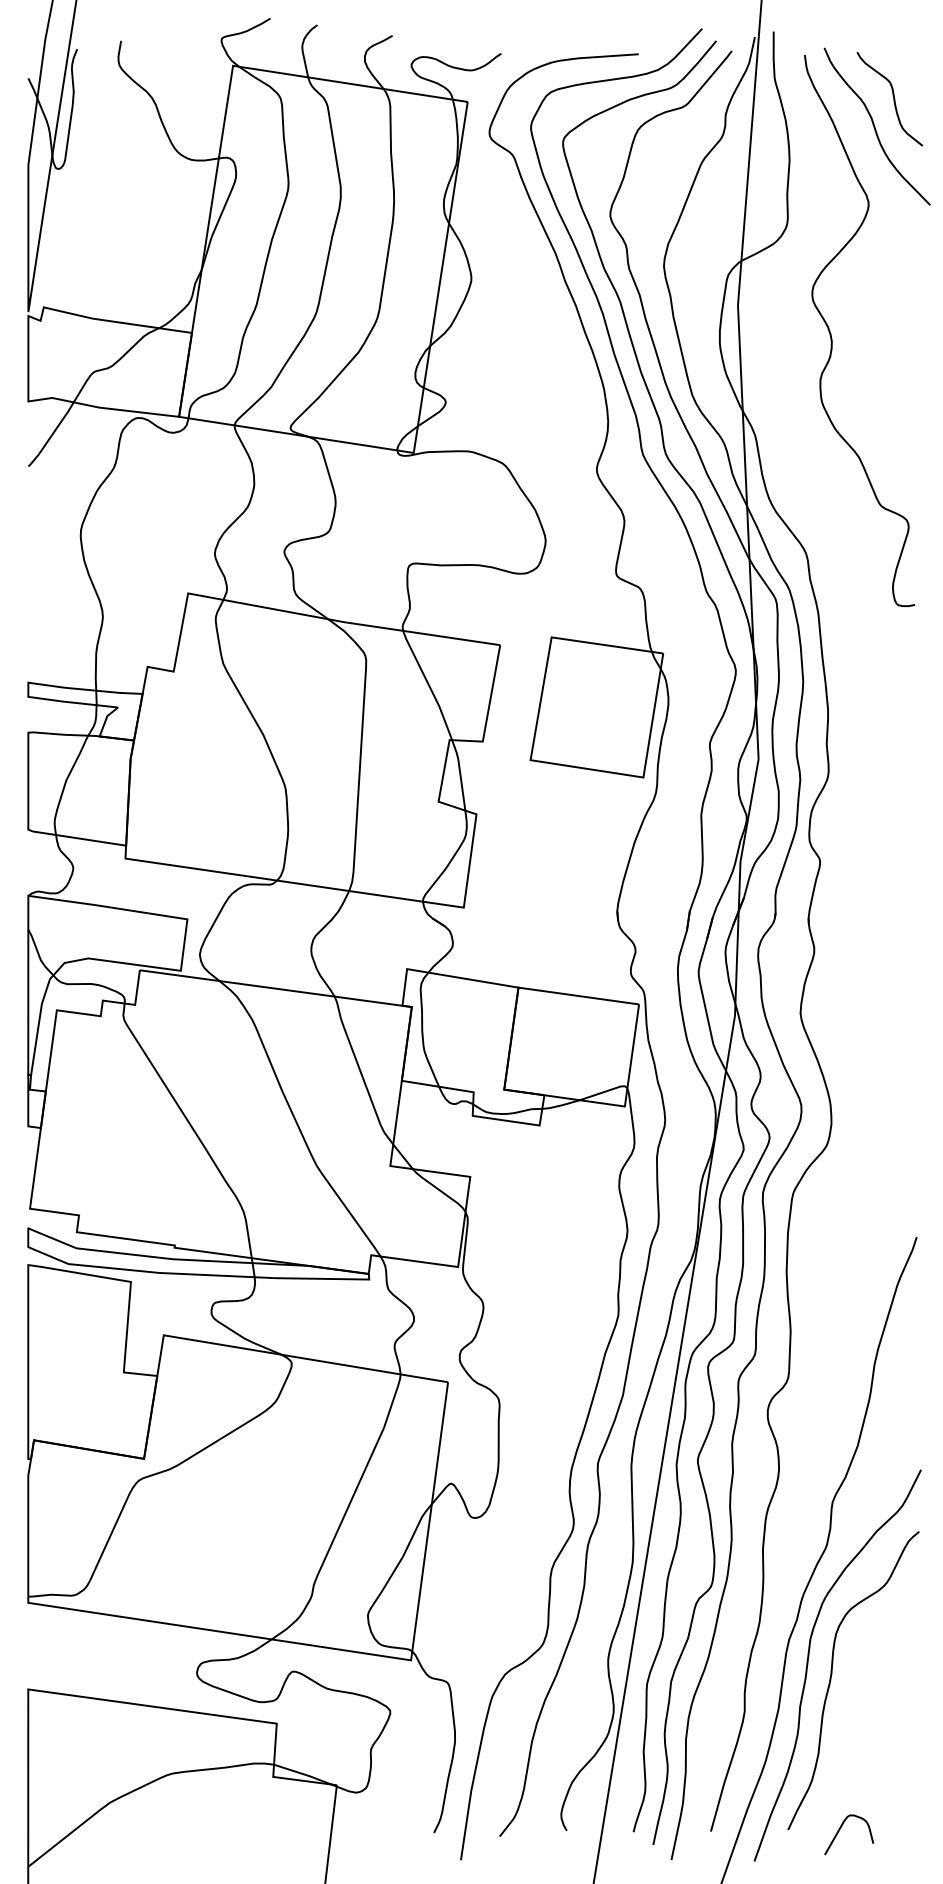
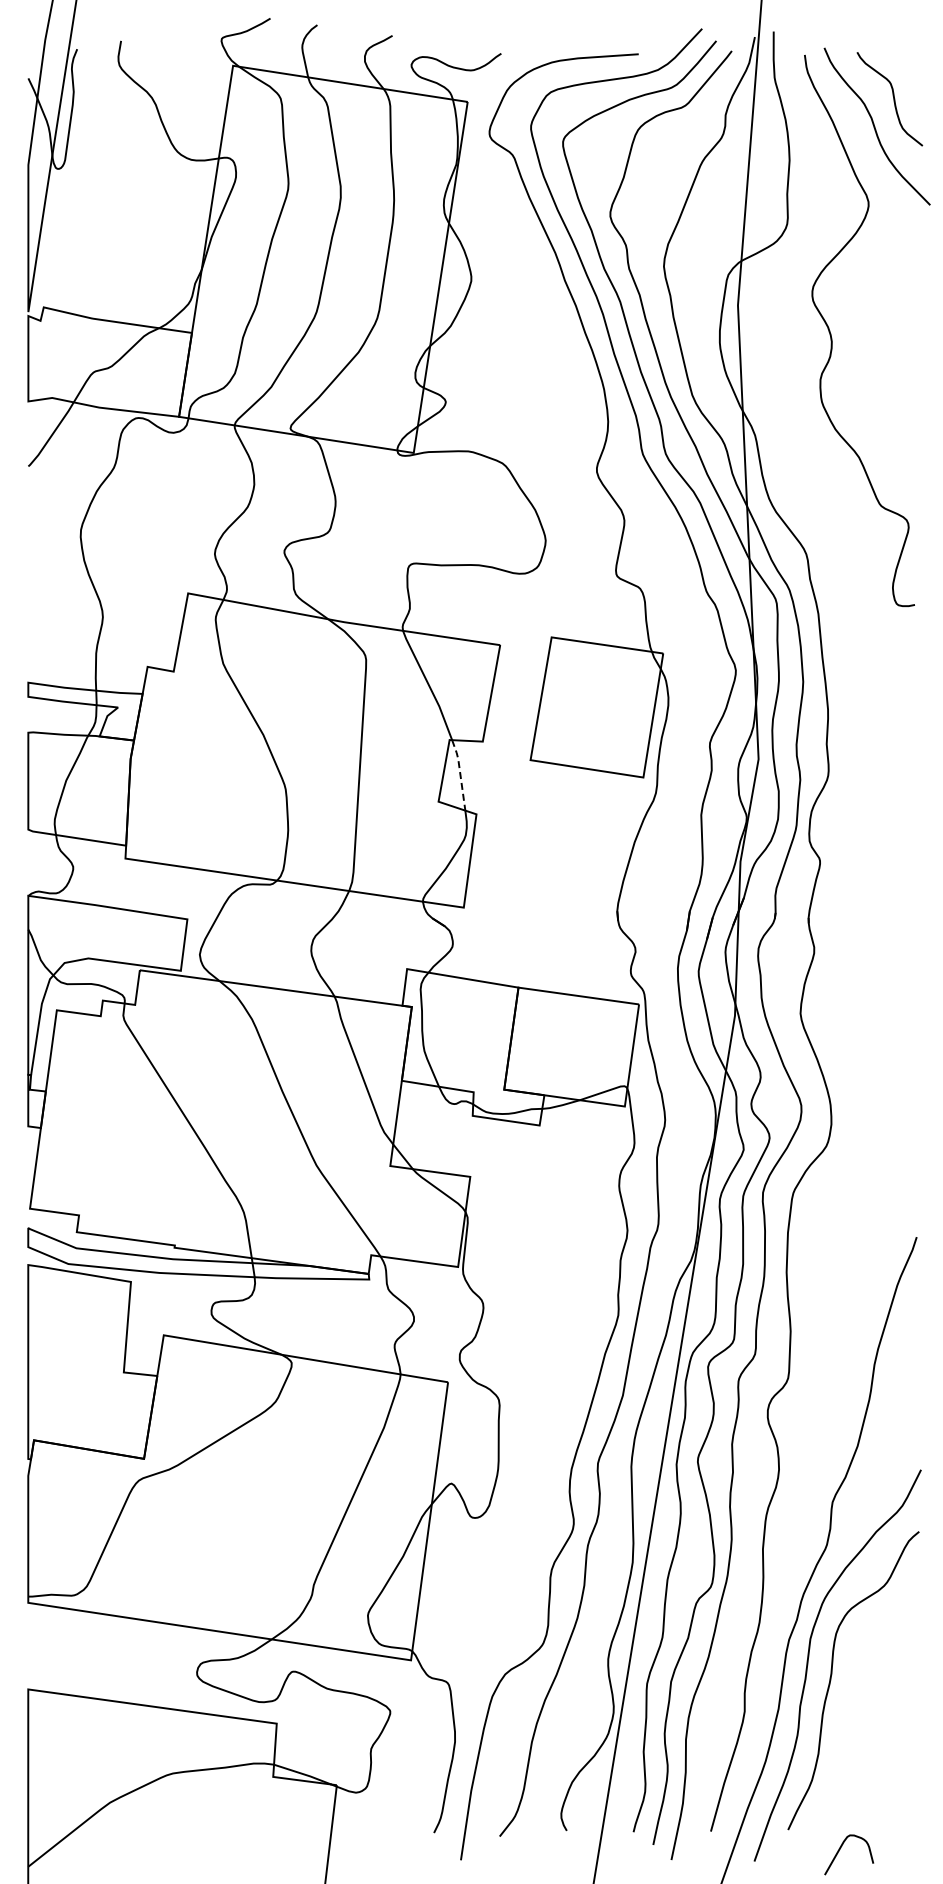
line: solid -> dashed (460, 774)
curve position: (841, 1828) -> (841, 1848) (841, 1848)
